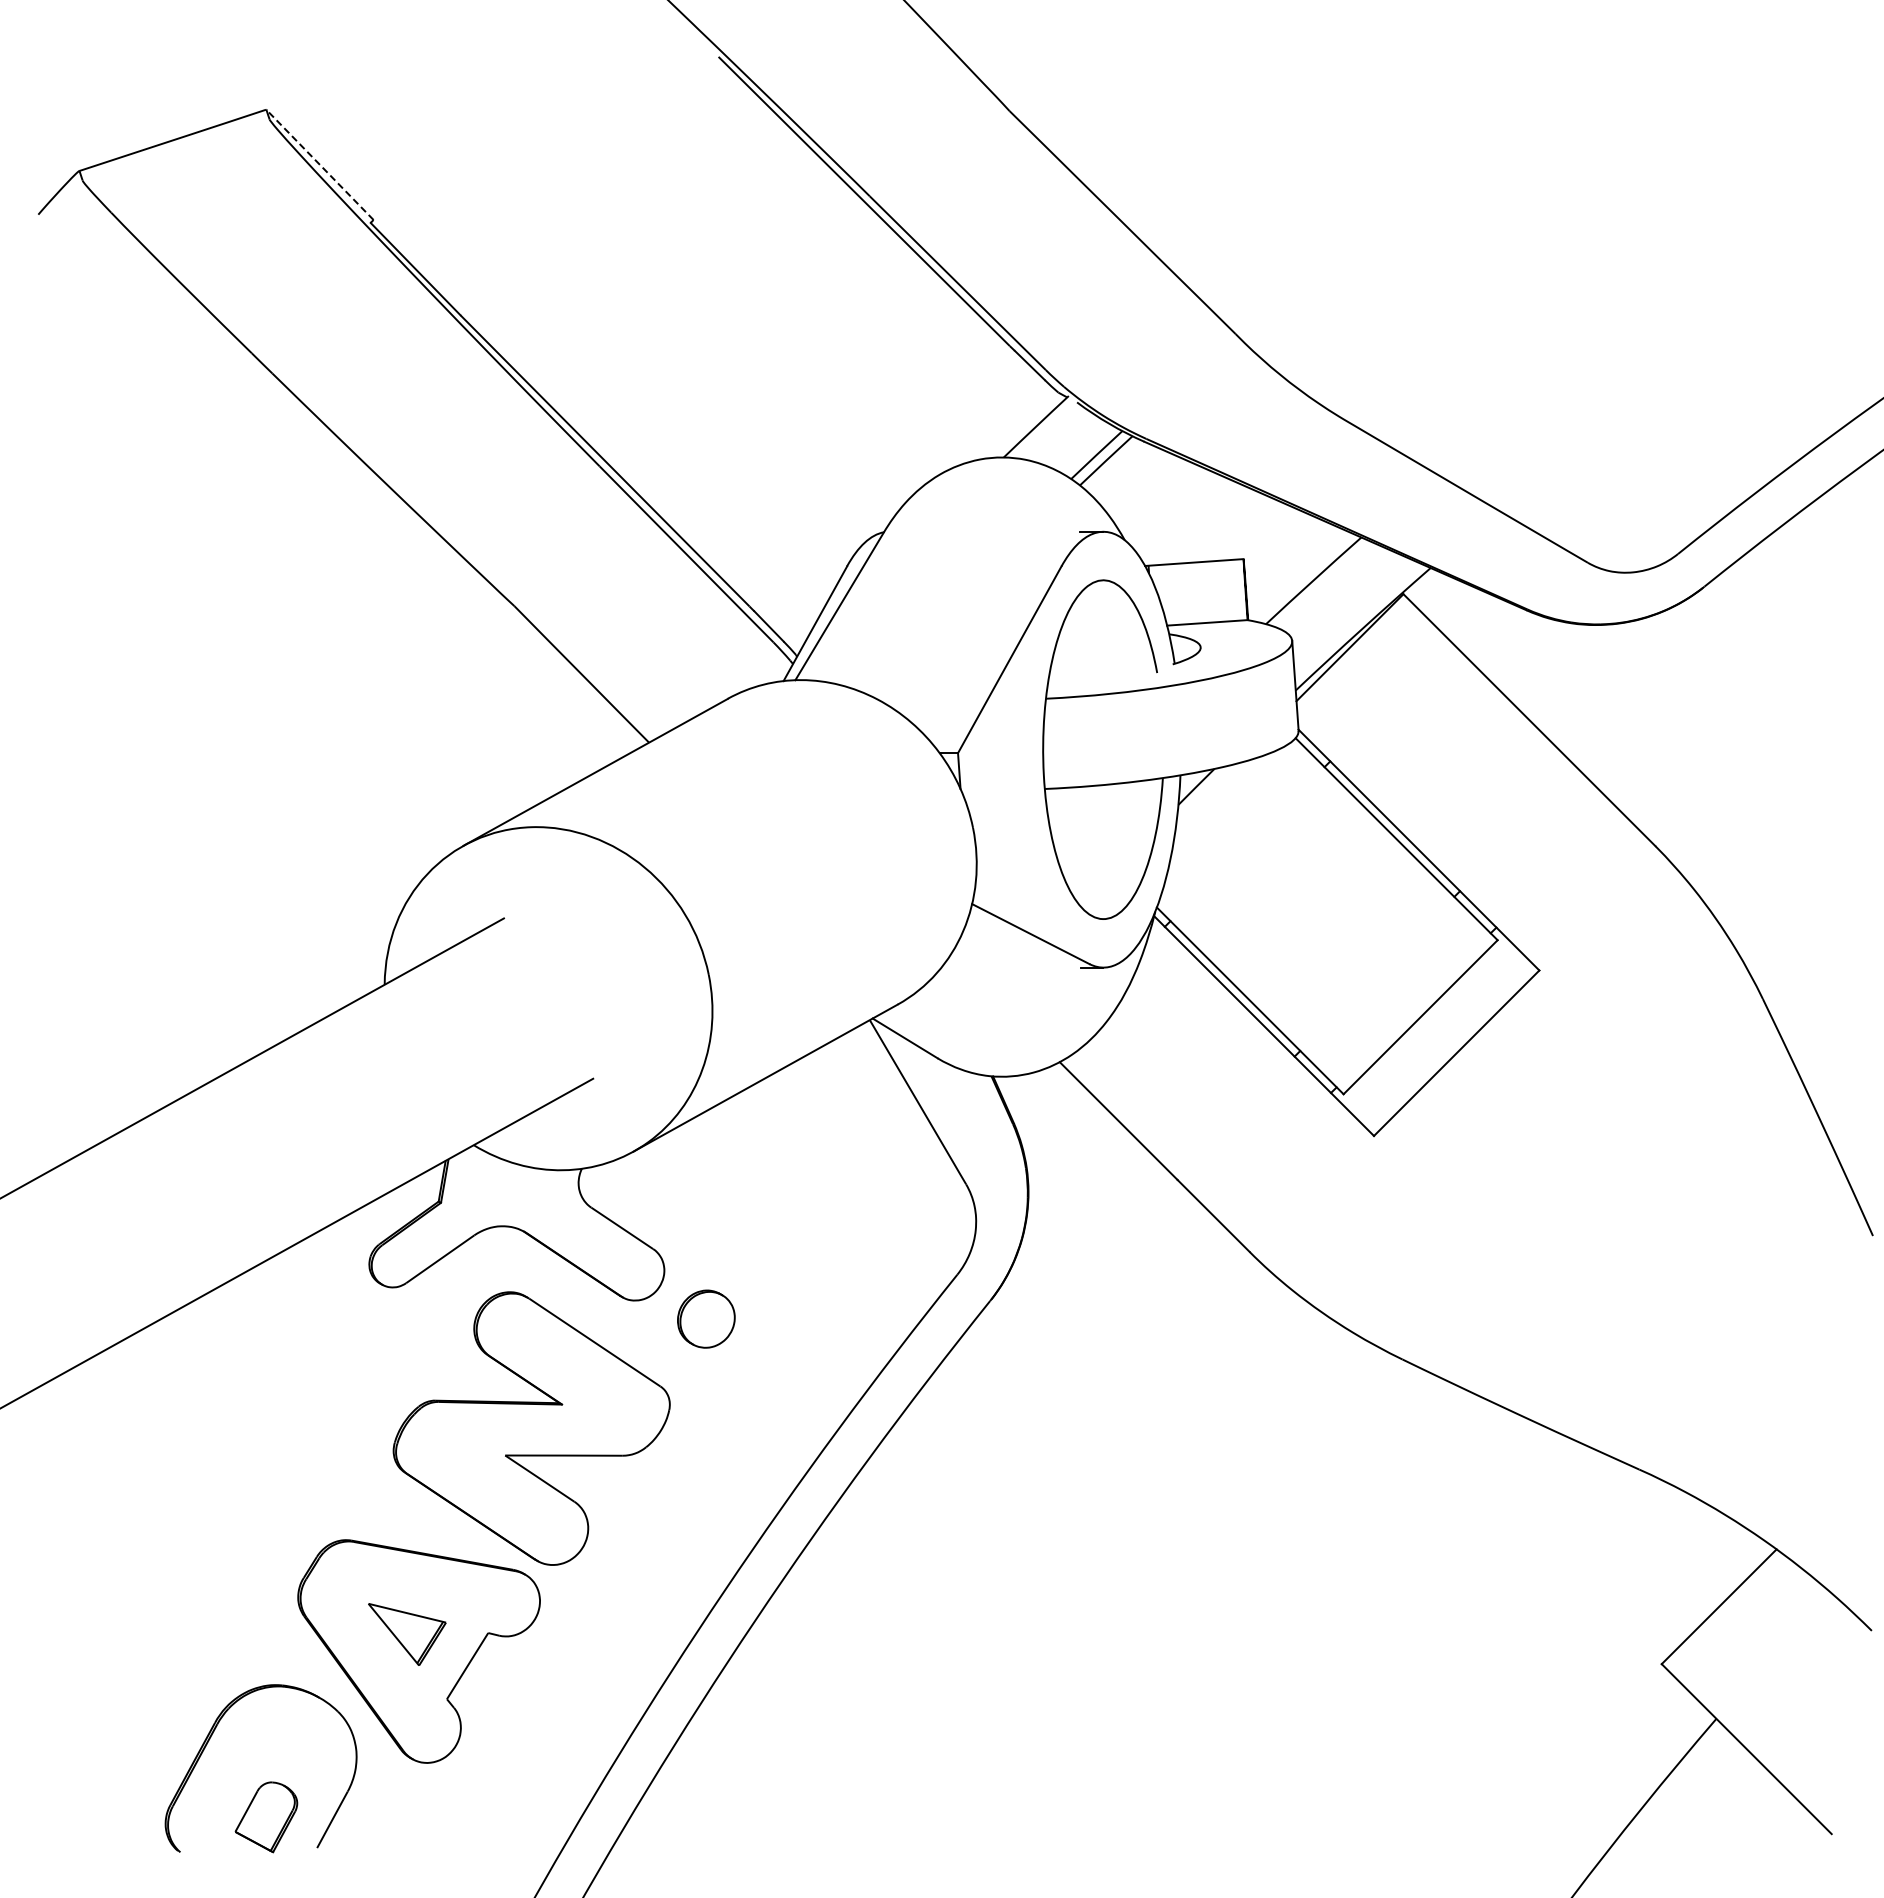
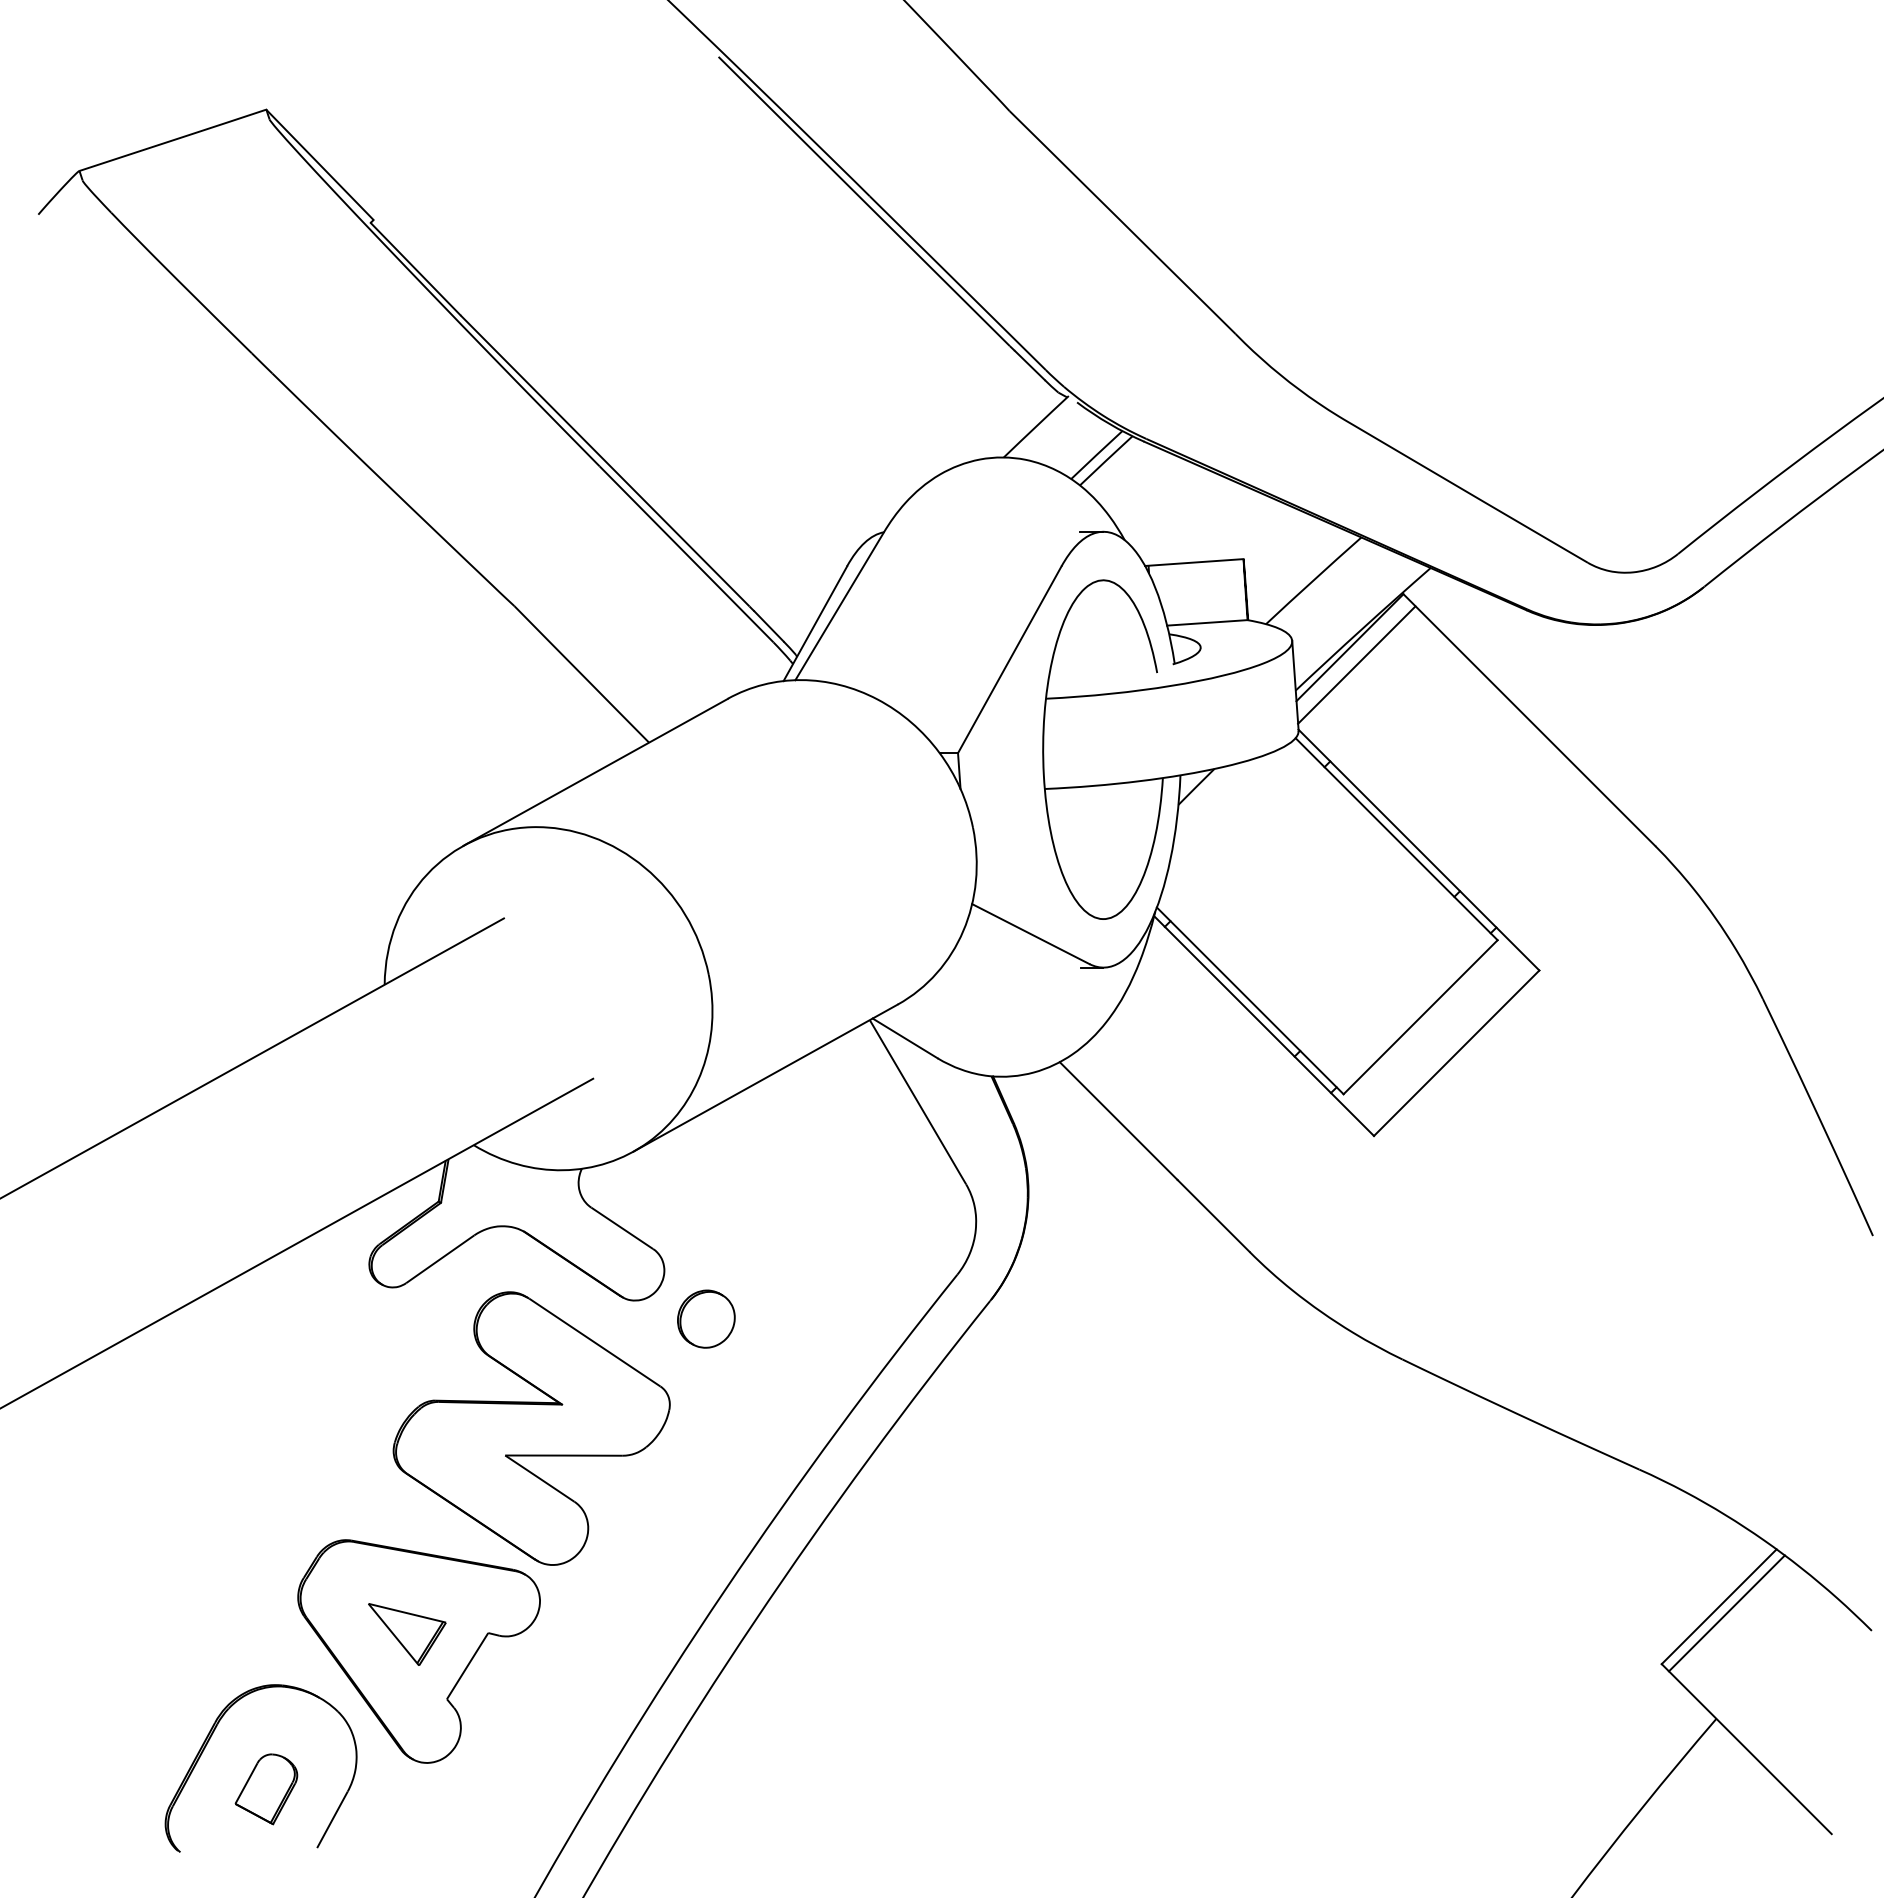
line: dashed -> solid (319, 164)
line: none -> present (1356, 664)
line: none -> present (1726, 1613)
part position: (266, 1817) -> (266, 1789) (266, 1789)
